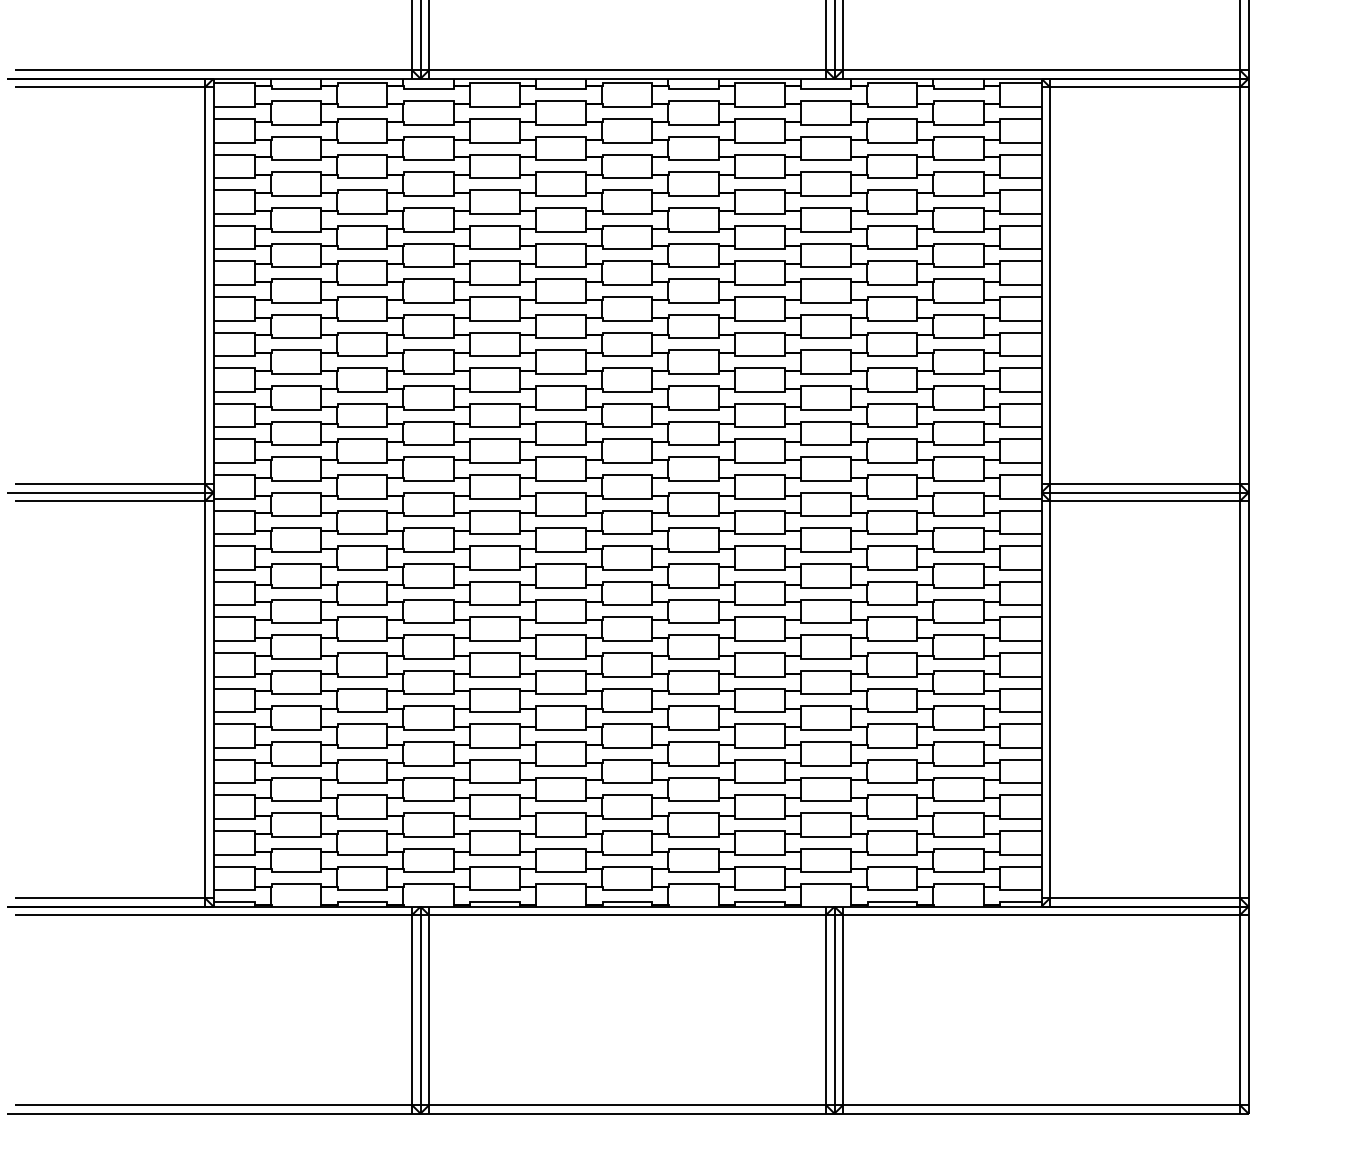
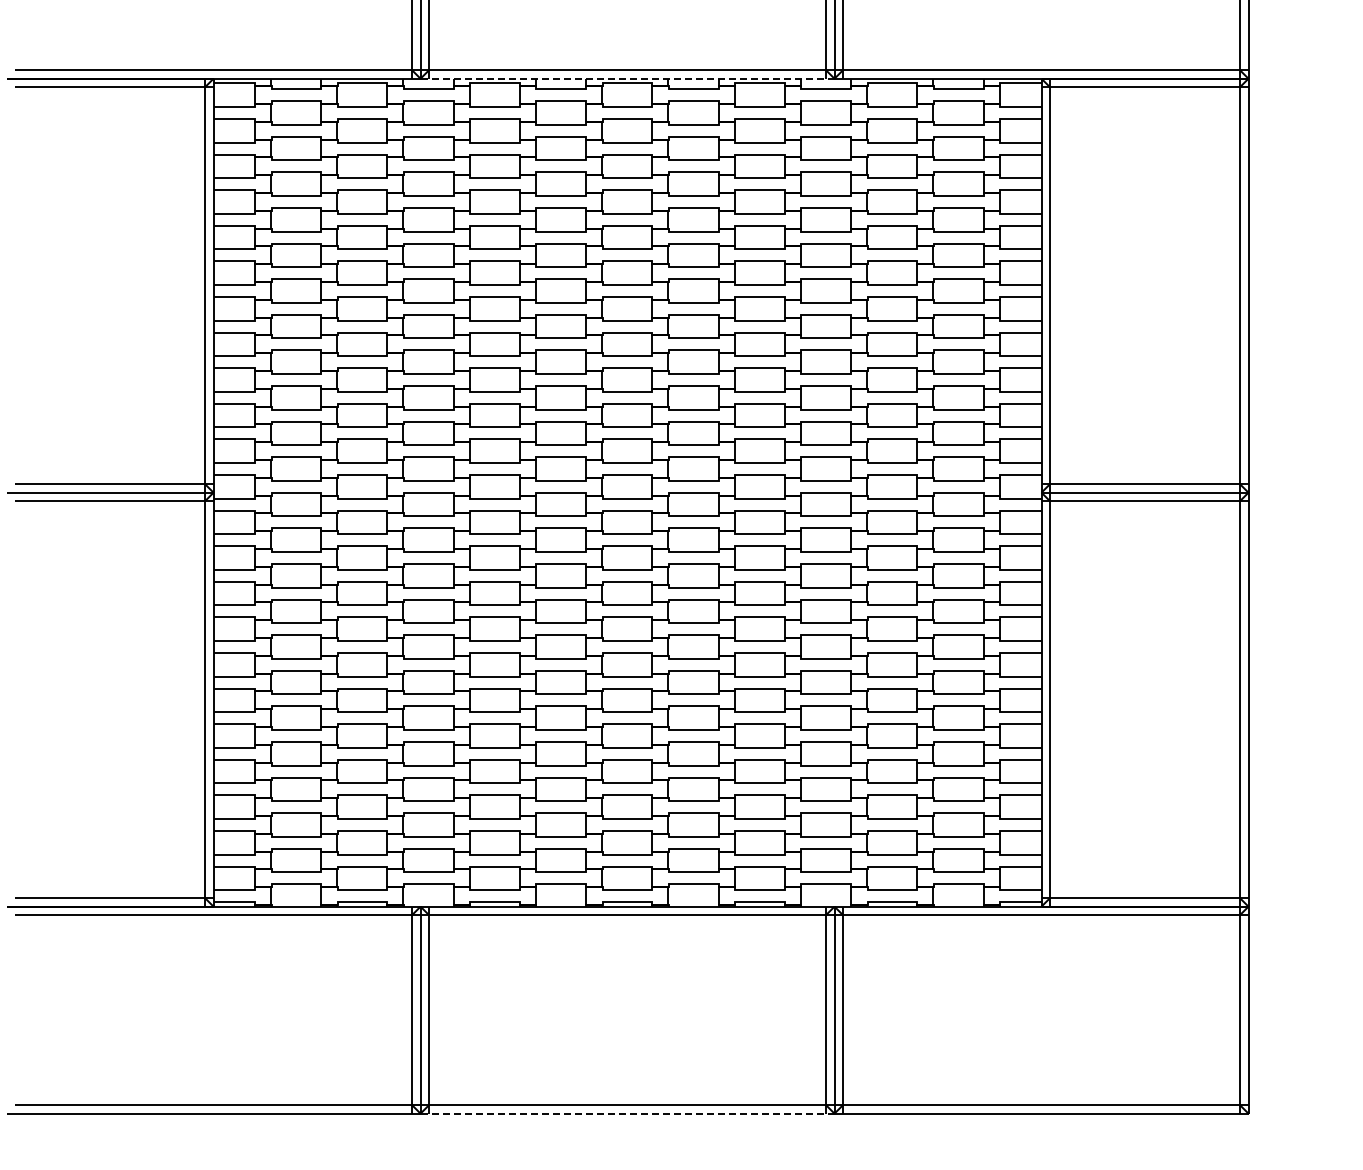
line: solid -> dashed (627, 78)
line: solid -> dashed (627, 1113)
